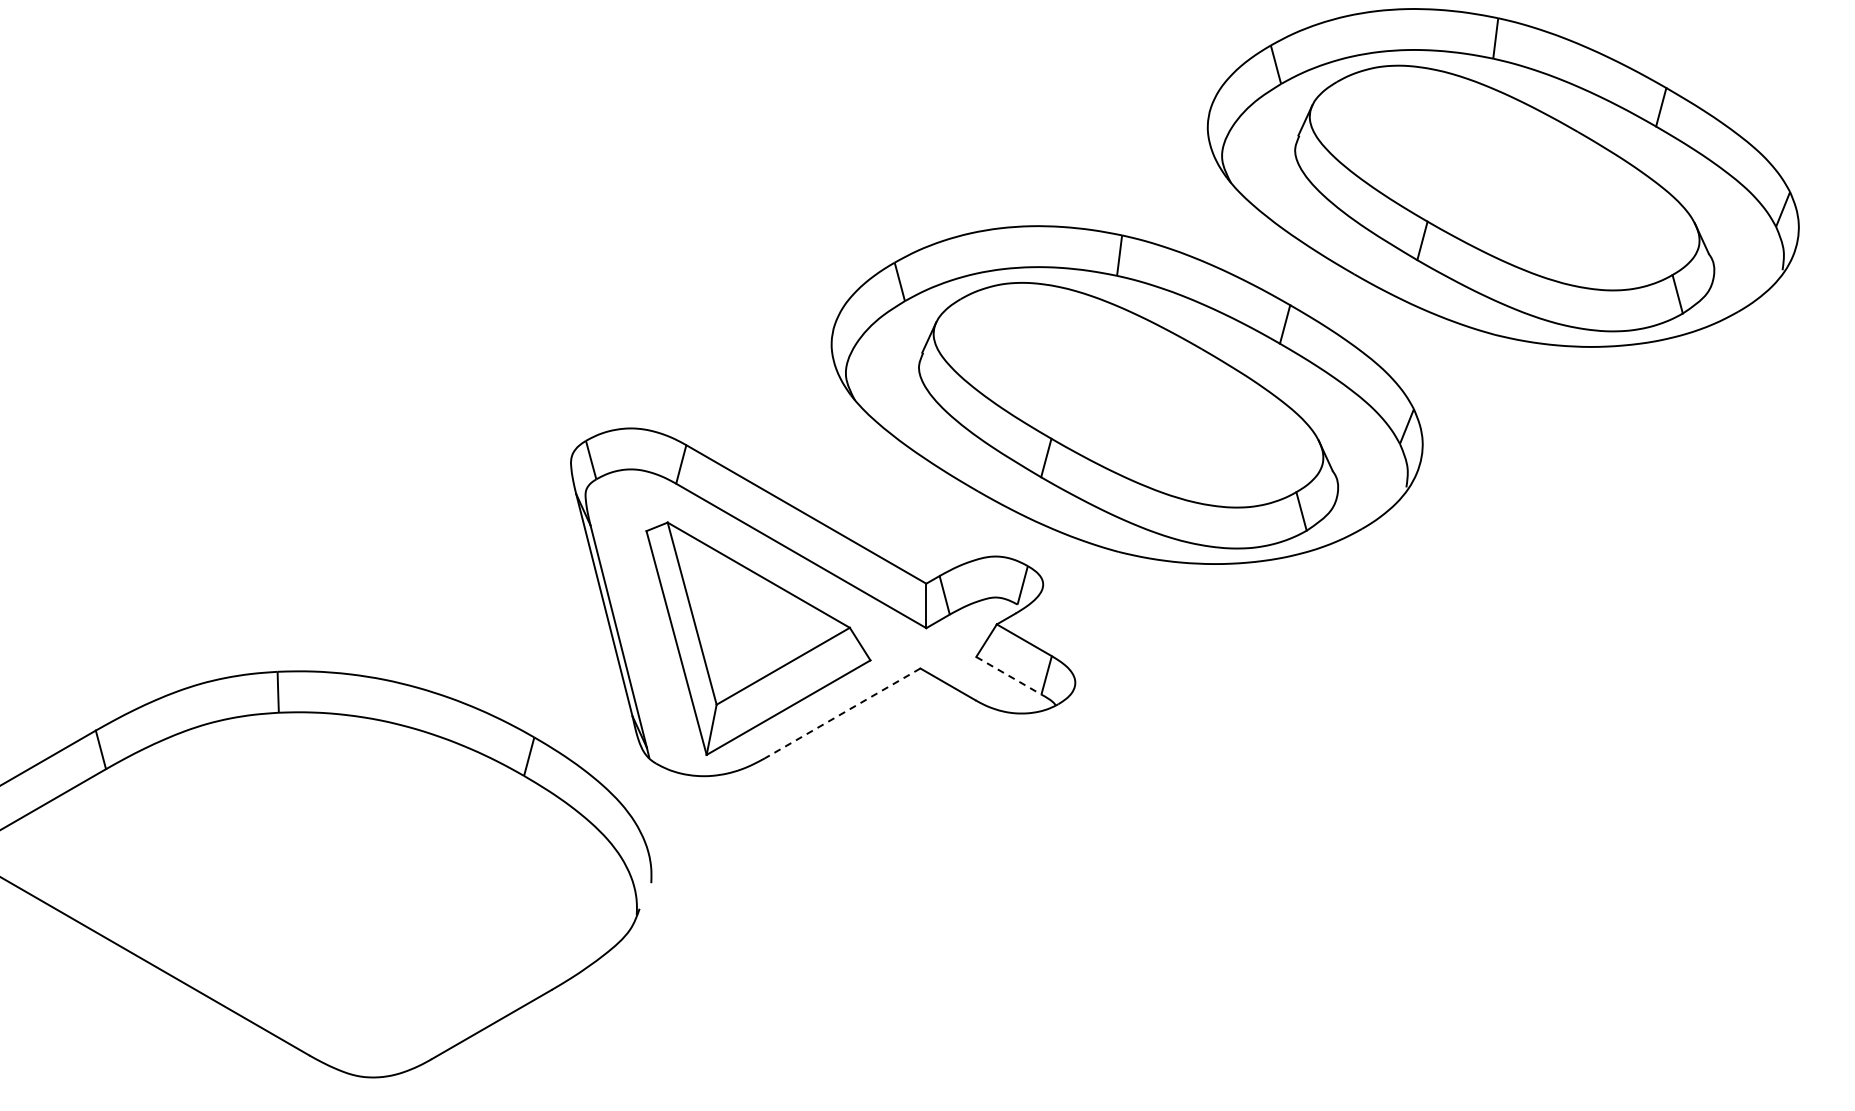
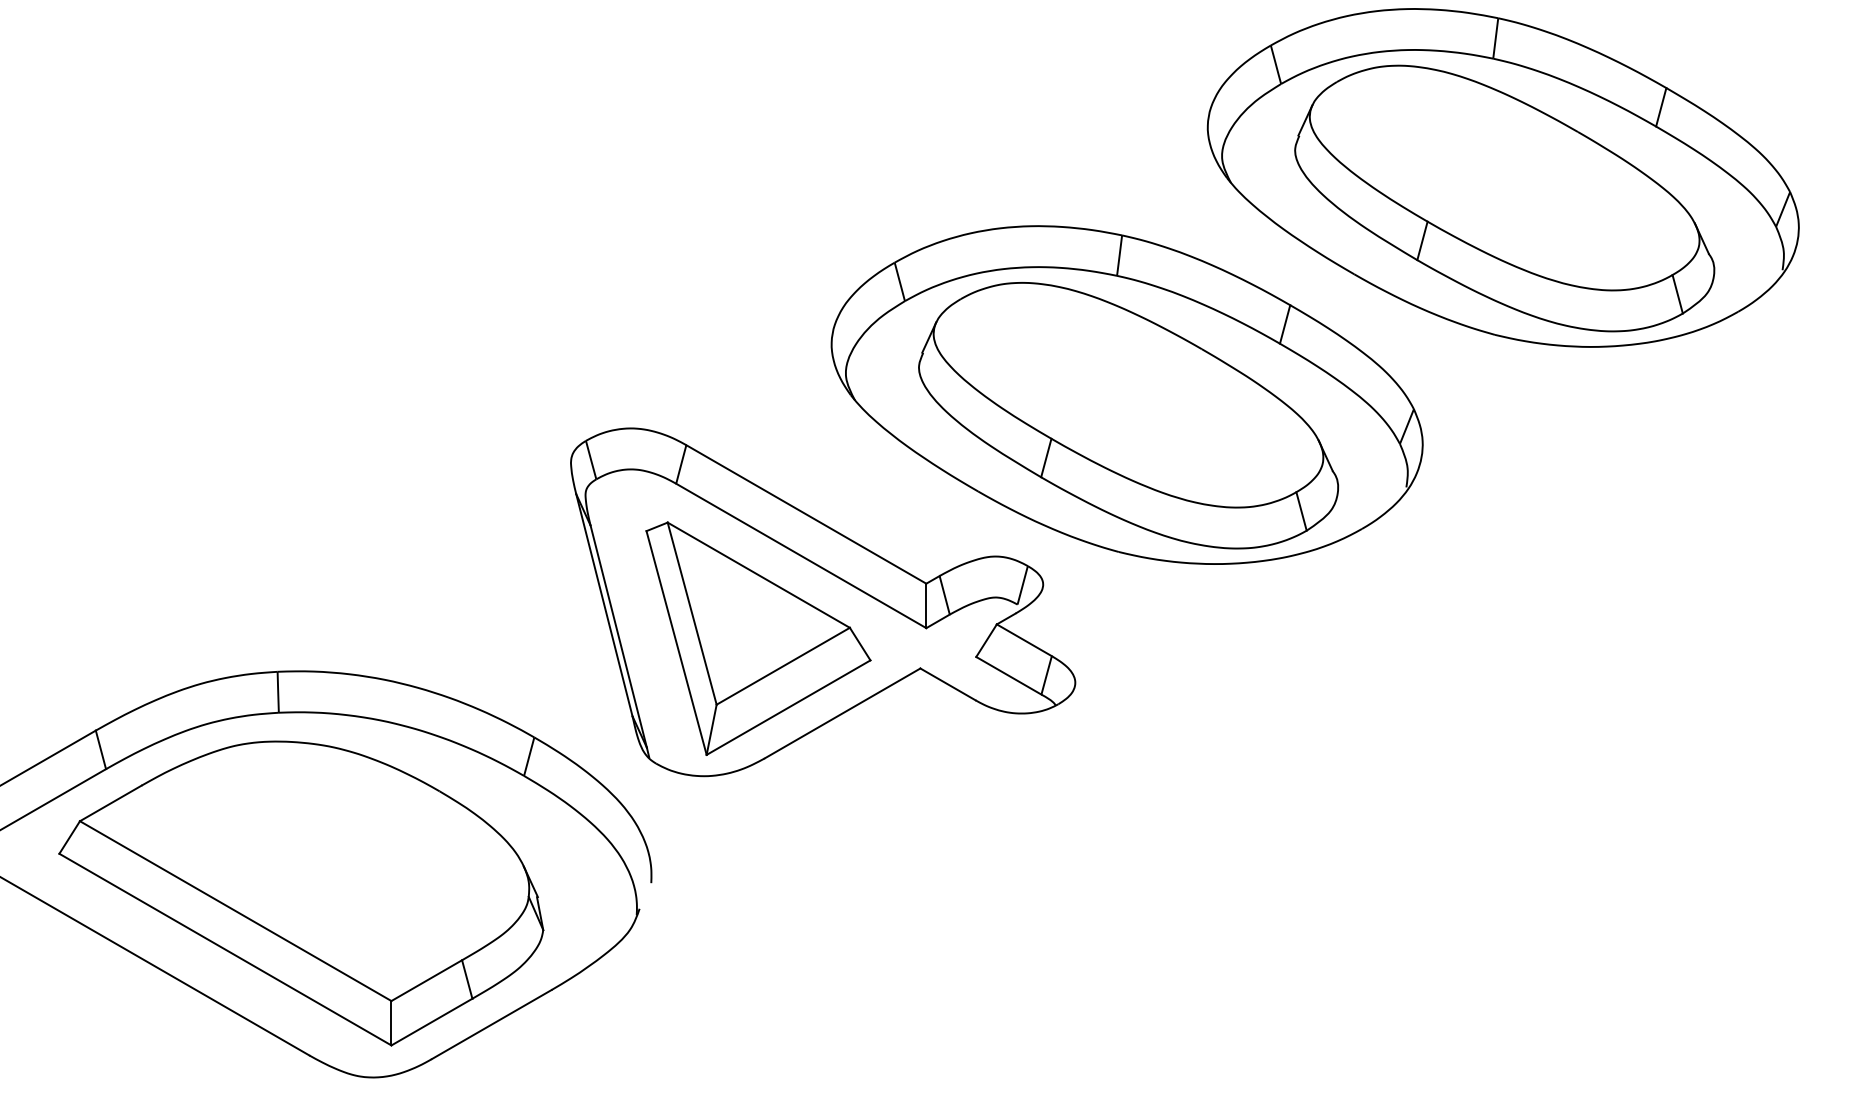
line: dashed -> solid (1008, 675)
line: dashed -> solid (842, 713)
part: none -> present (301, 893)
